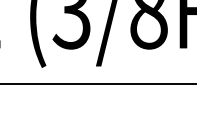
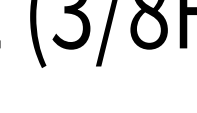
line: present -> none (97, 84)
